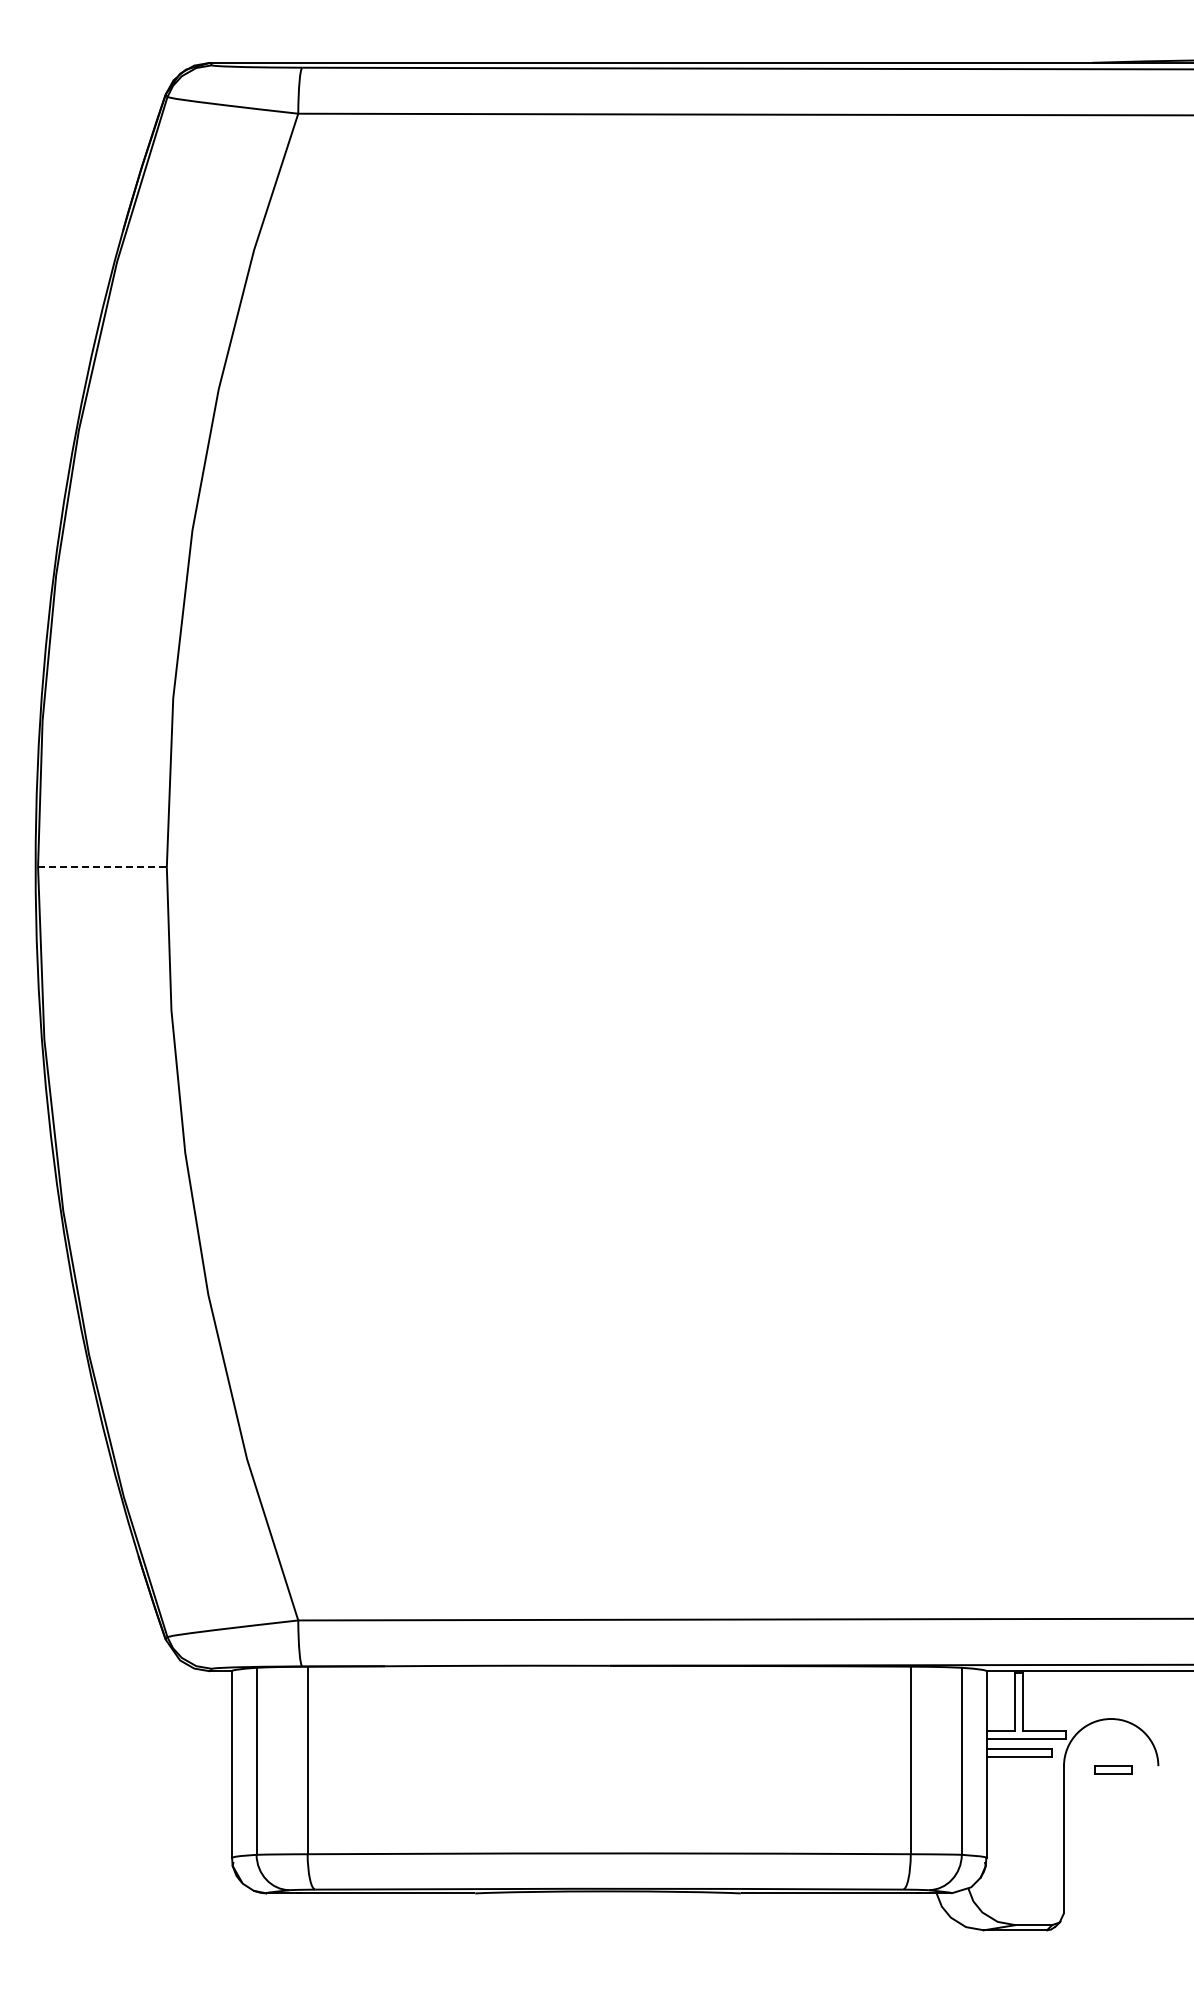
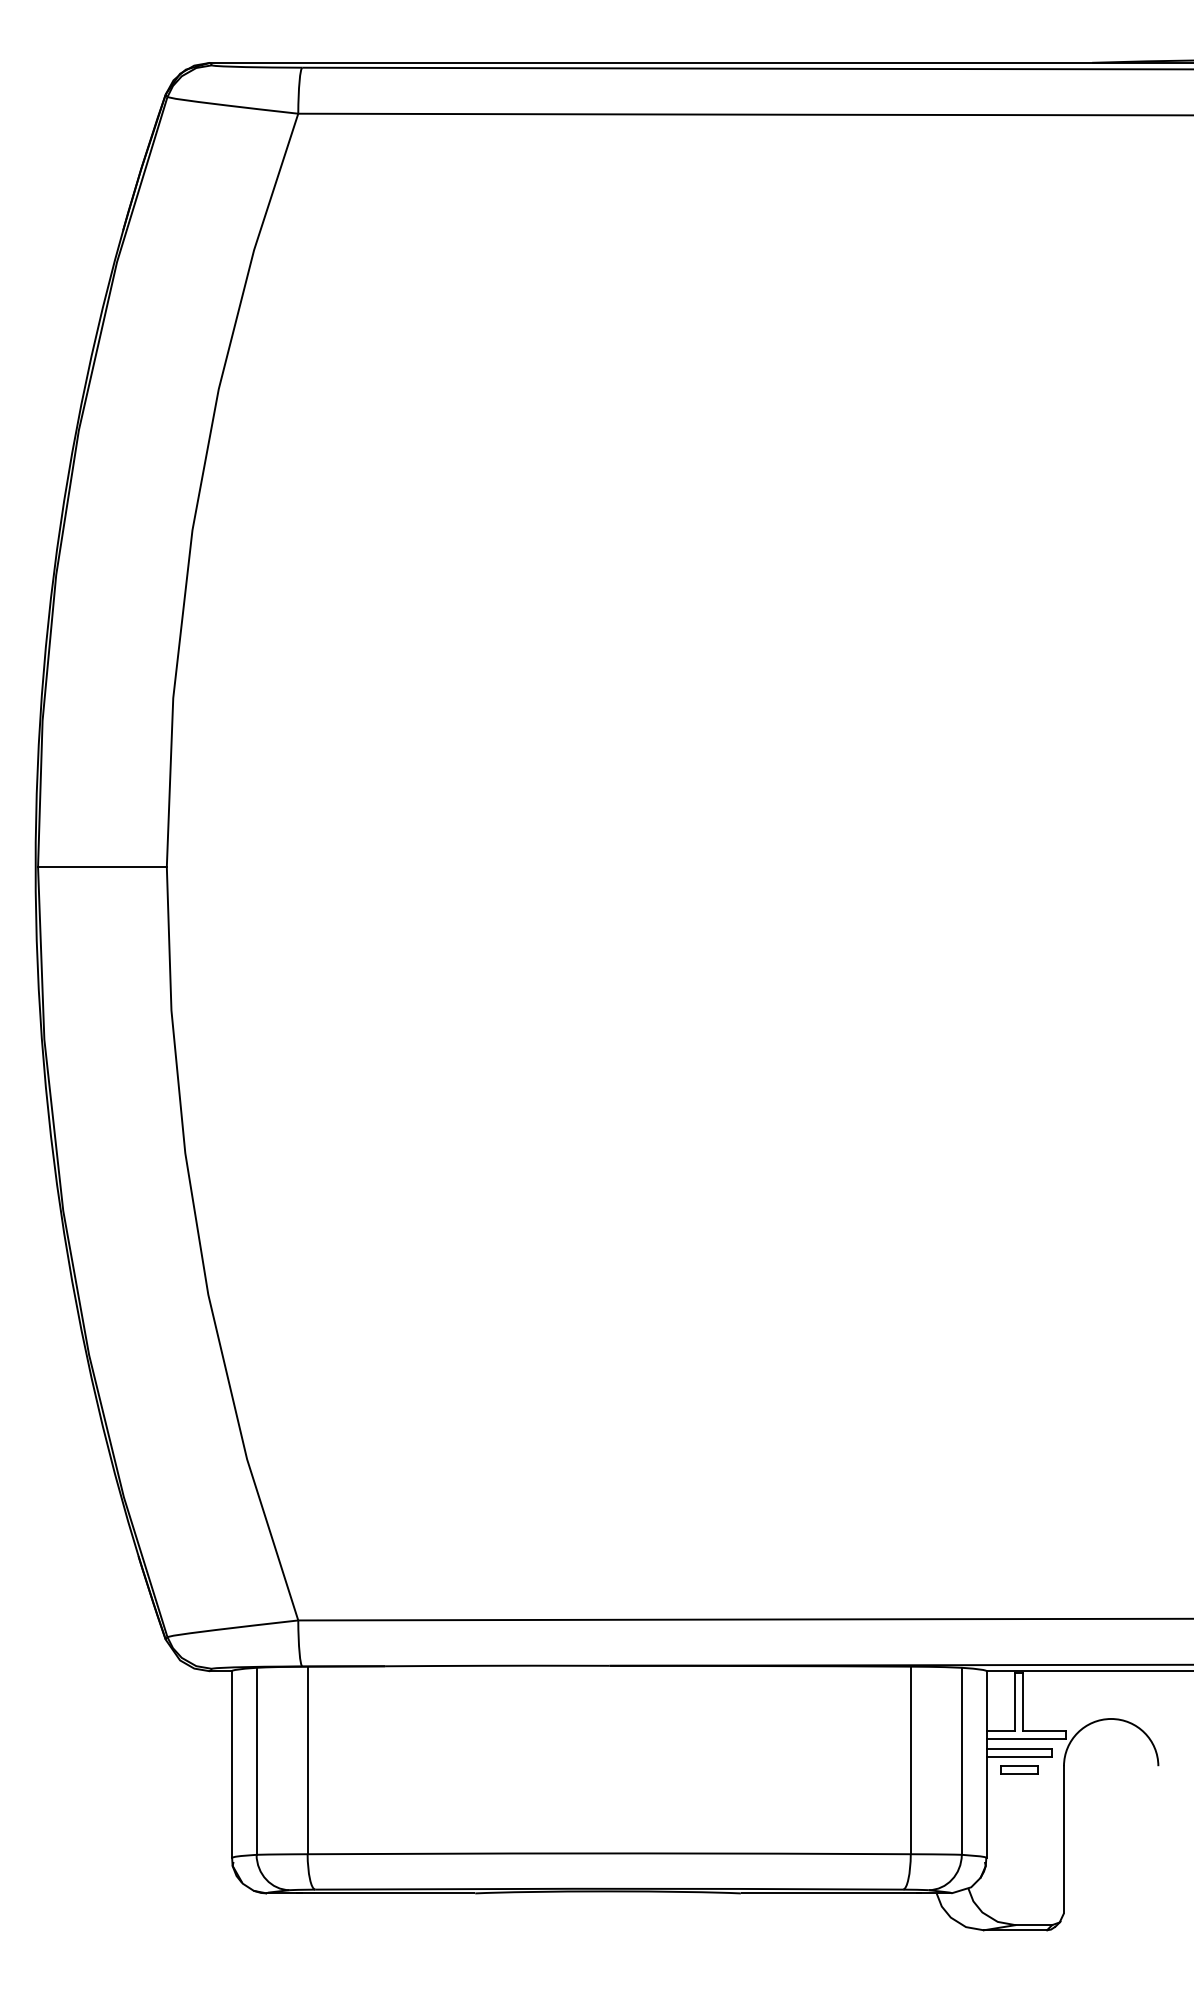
line: dashed -> solid (102, 867)
part position: (1113, 1769) -> (1019, 1769) (1019, 1769)
